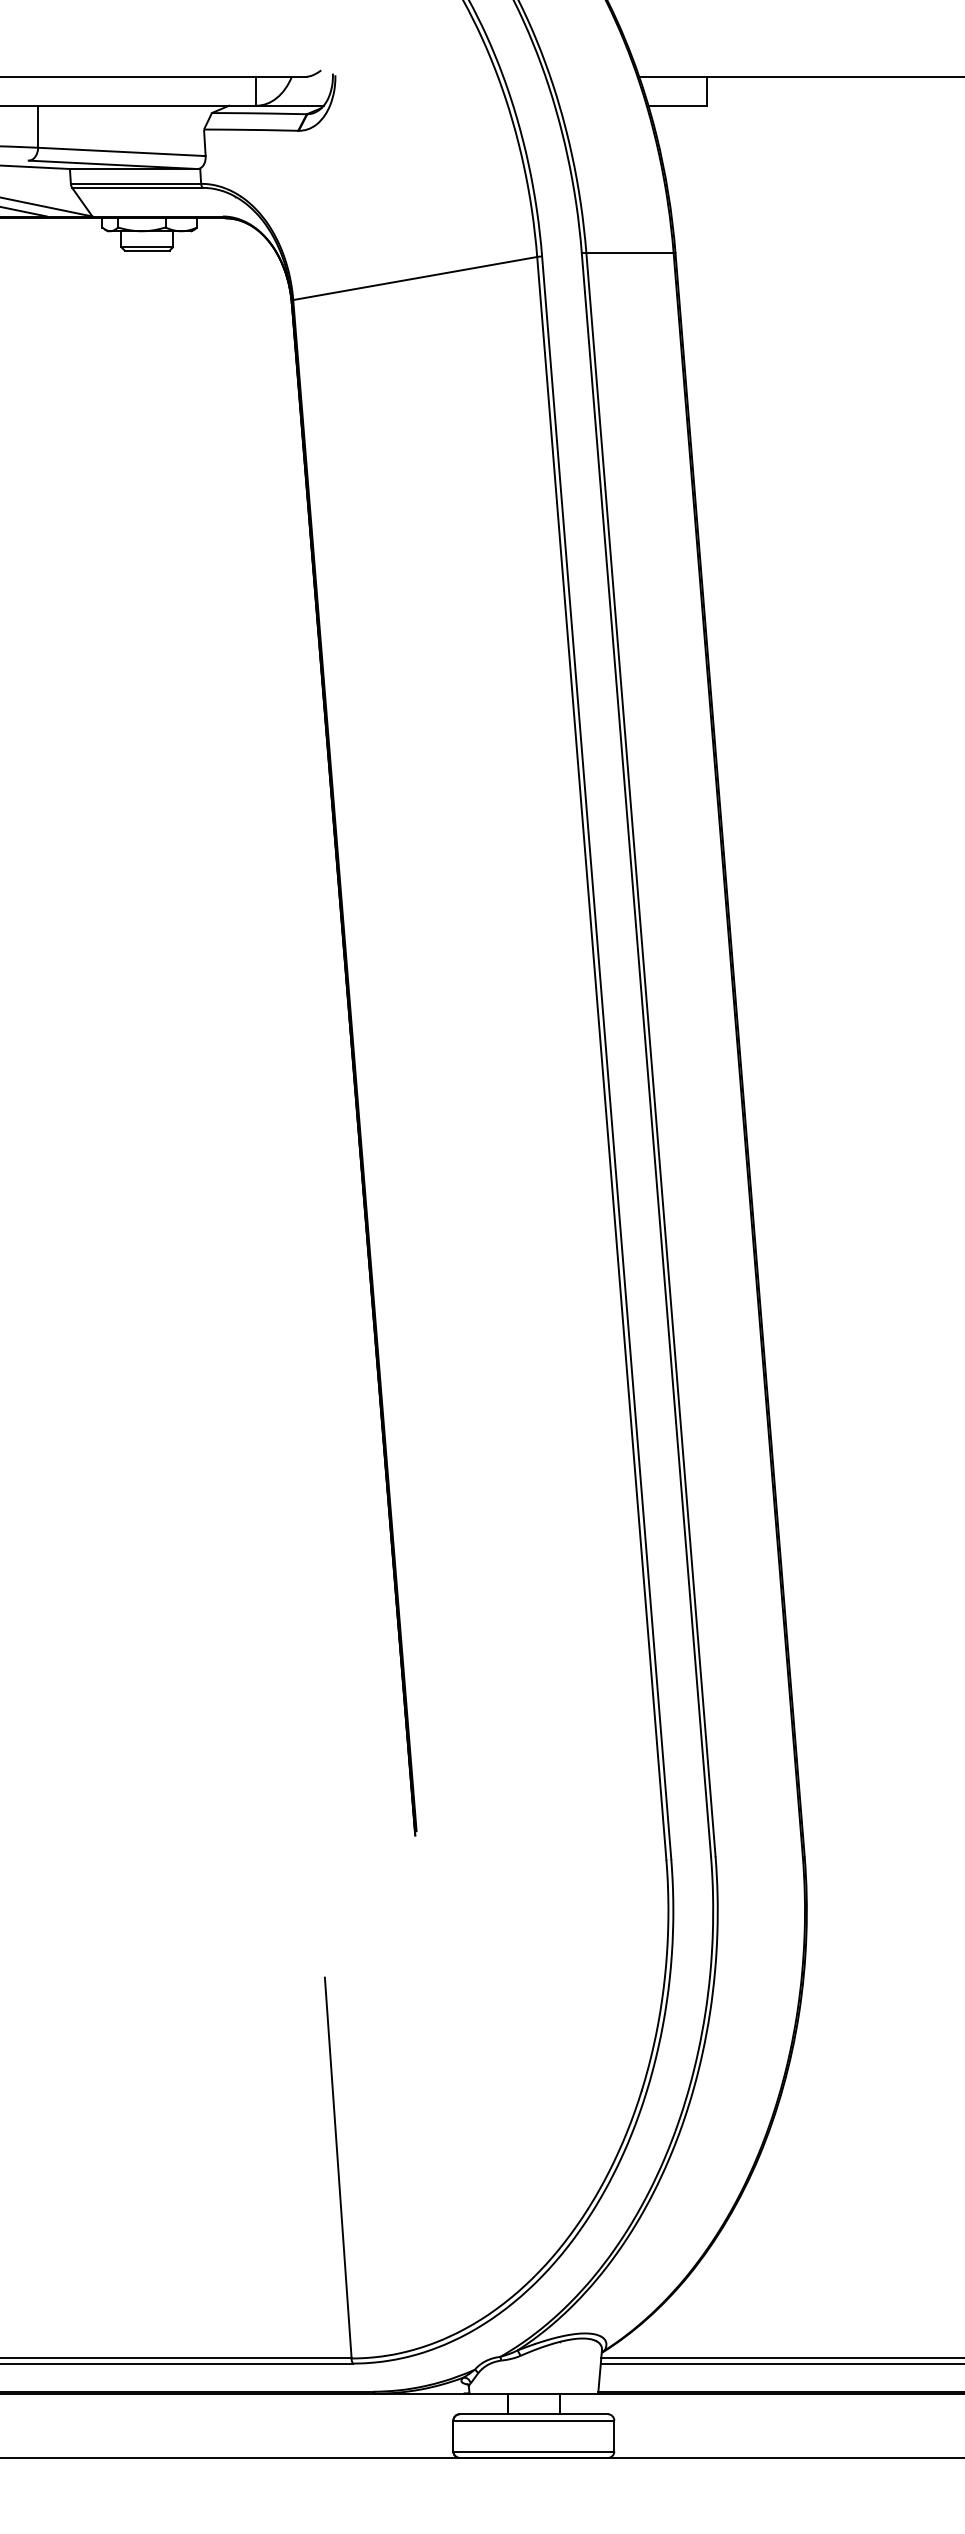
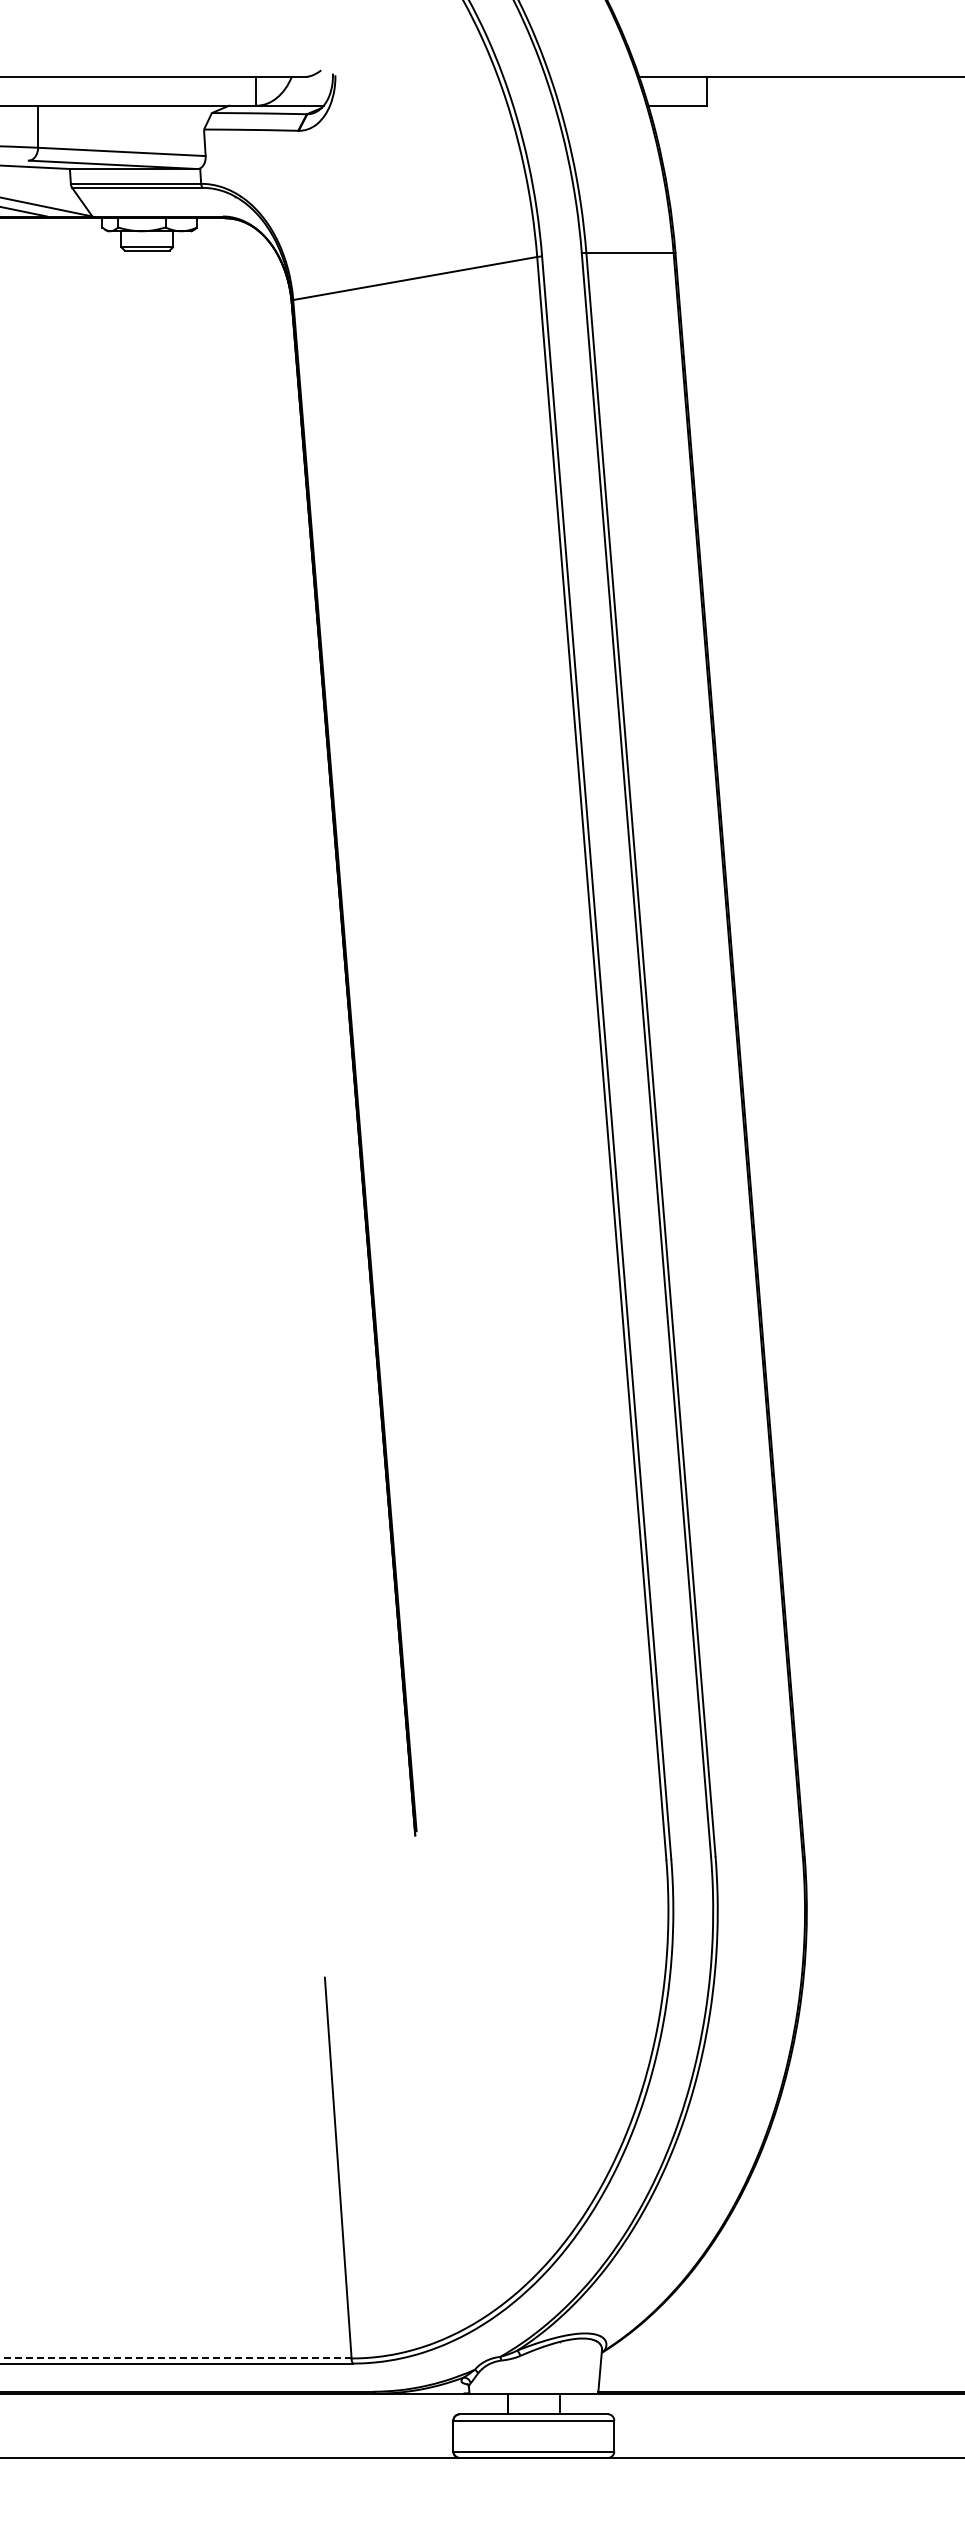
line: solid -> dashed (175, 2358)
line: present -> none (781, 2358)
line: present -> none (780, 2363)
